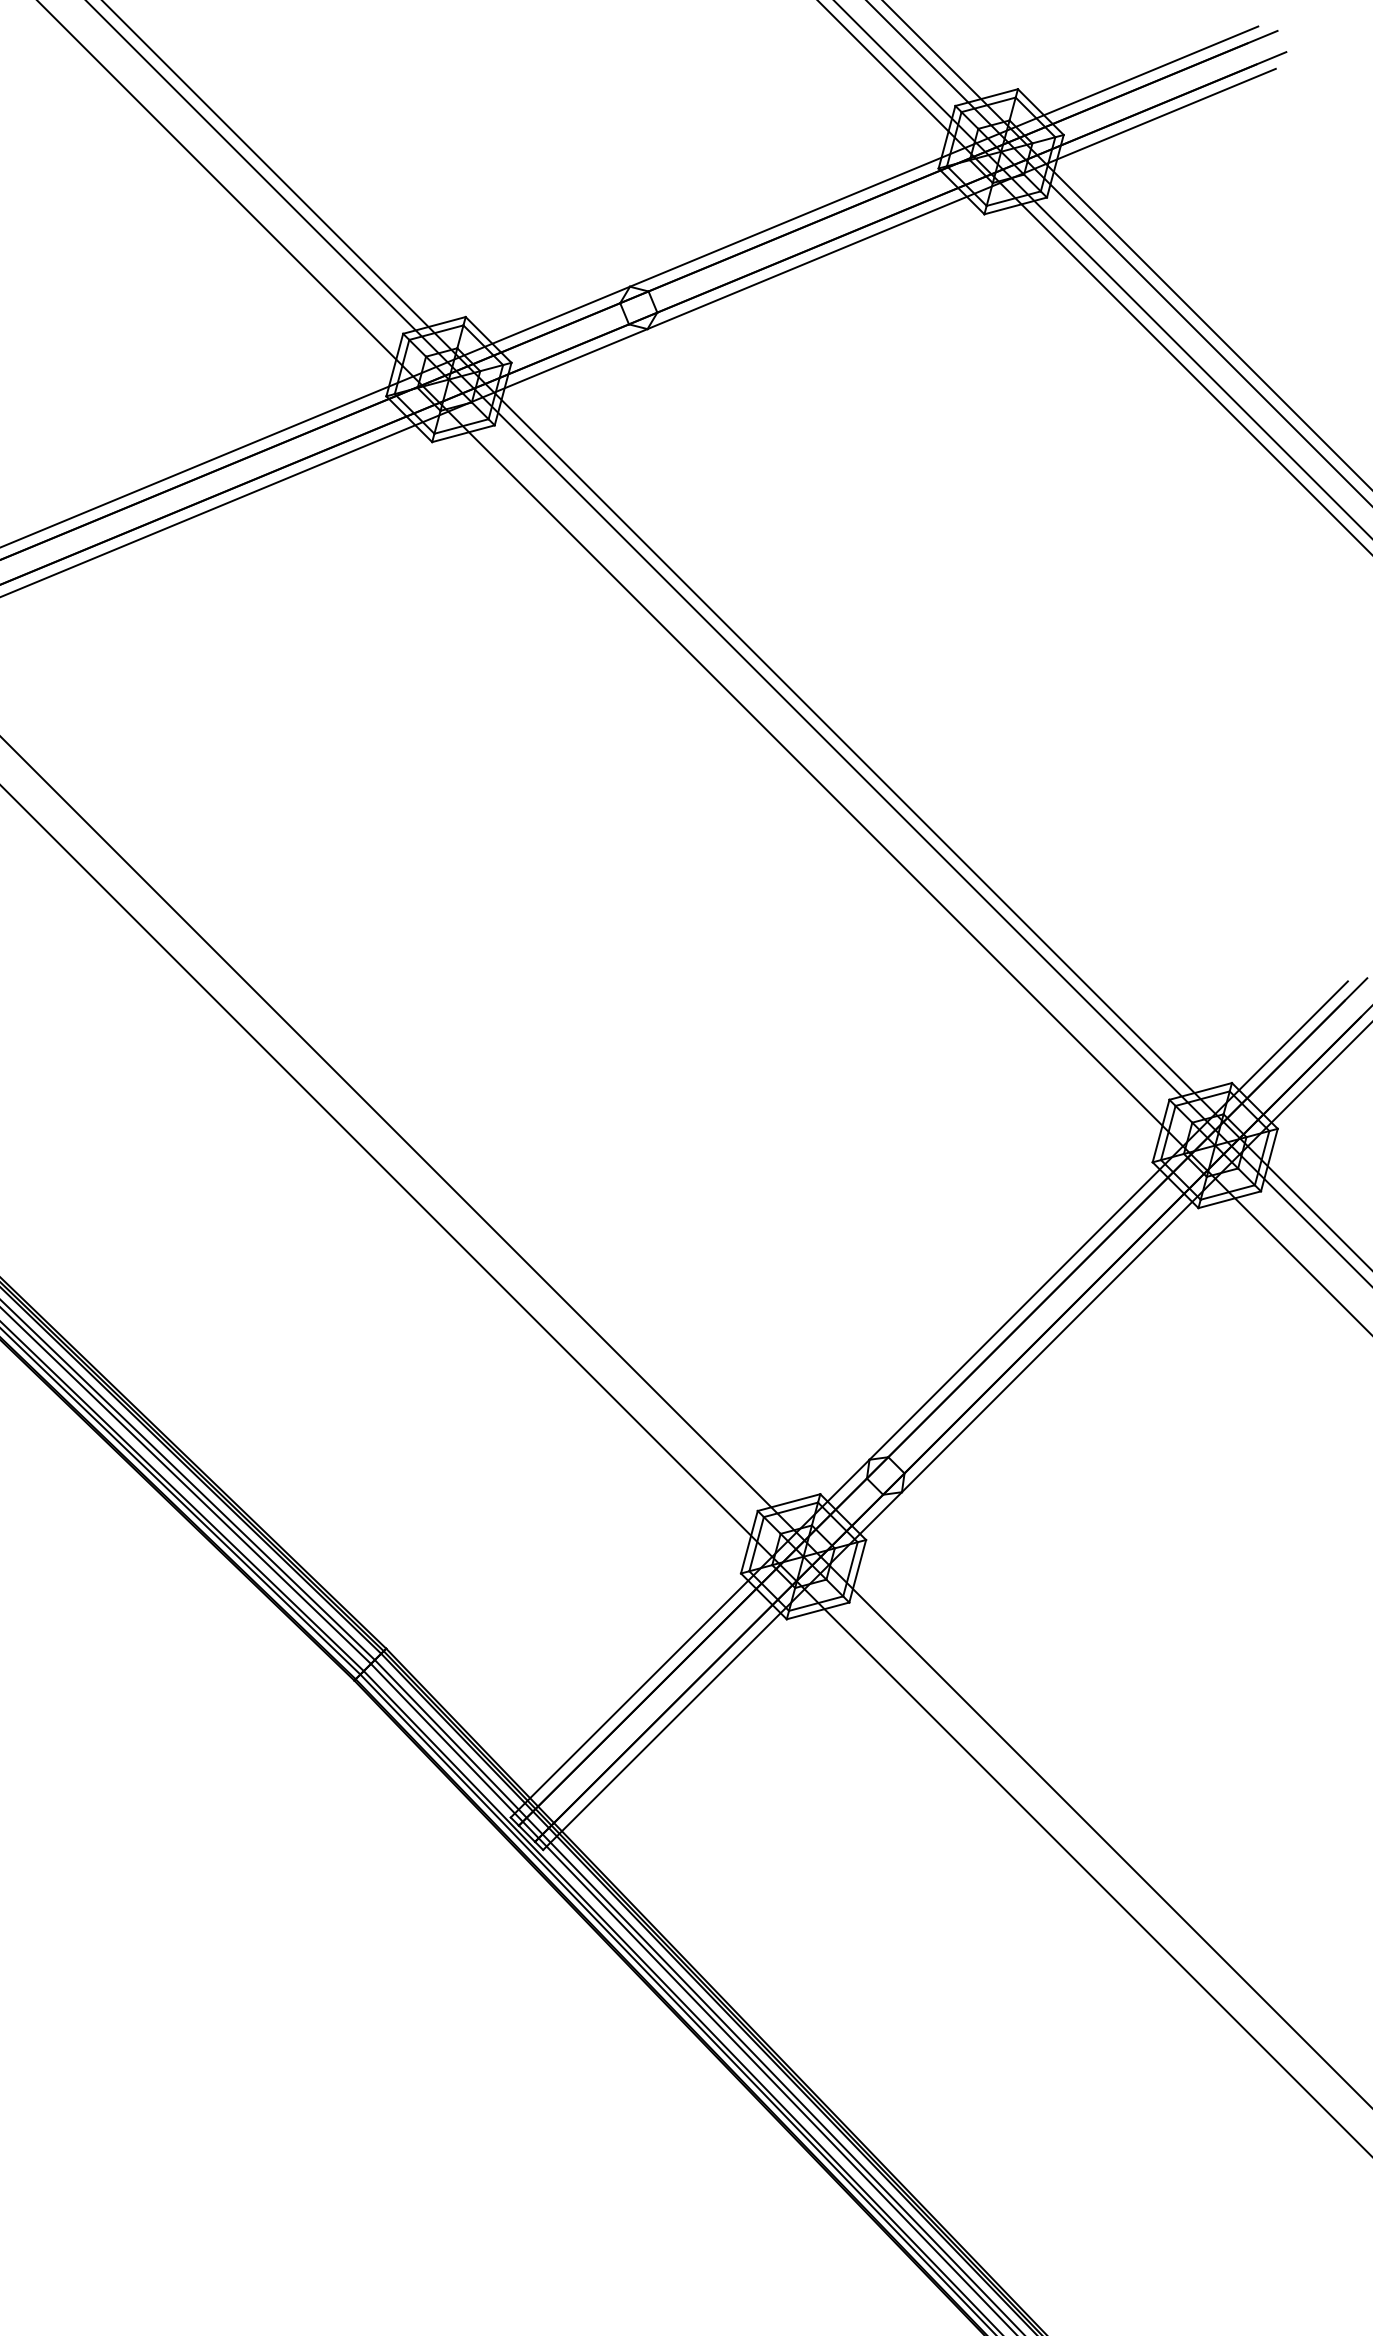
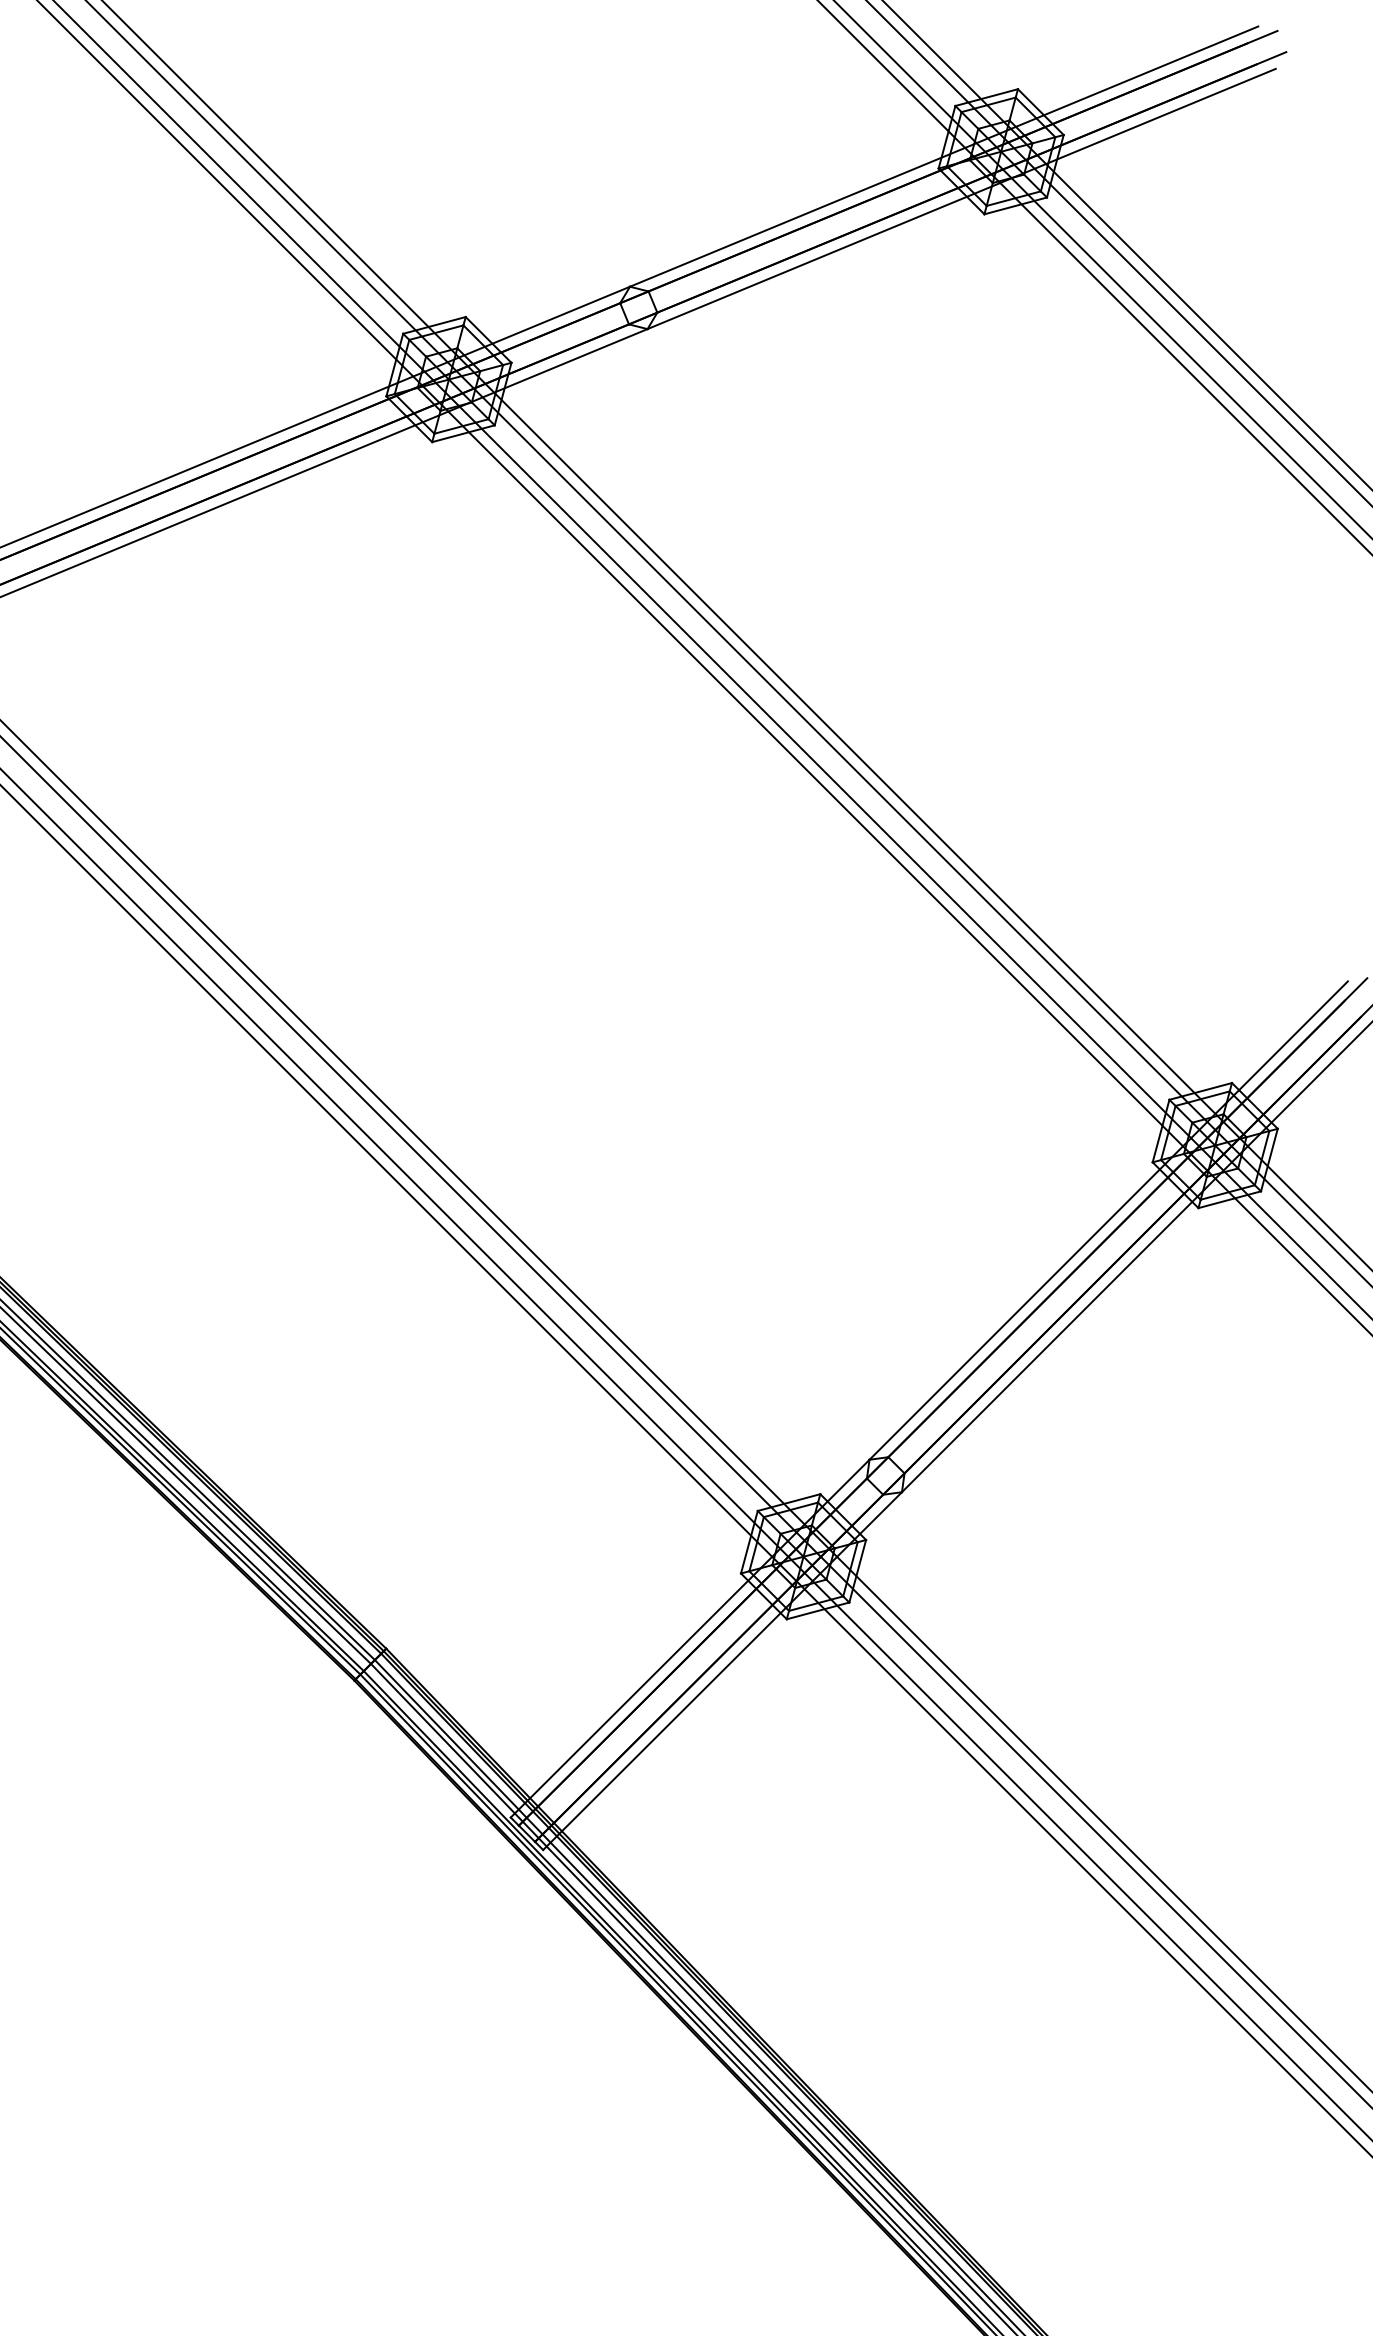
line: none -> present (712, 659)
line: none -> present (685, 1405)
line: none -> present (685, 1453)
